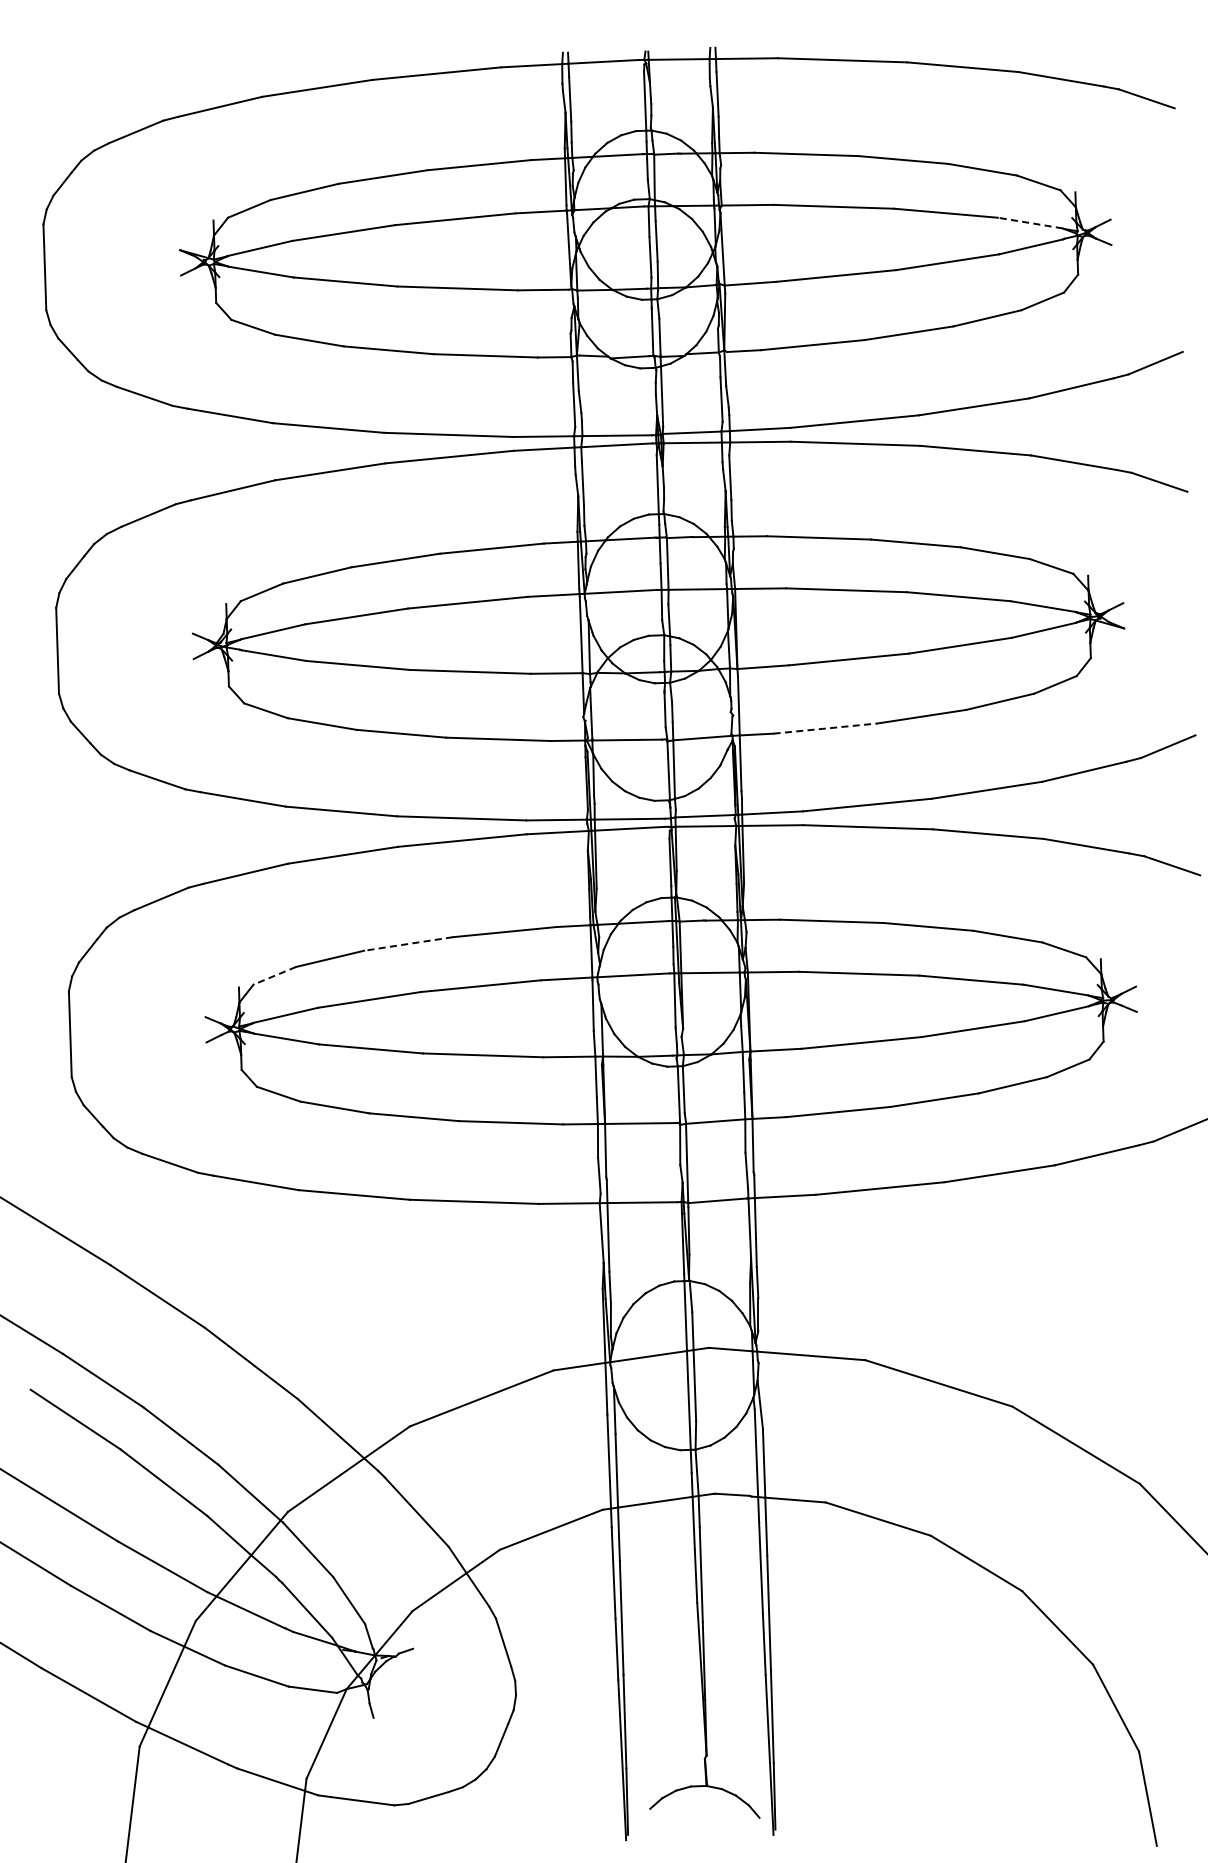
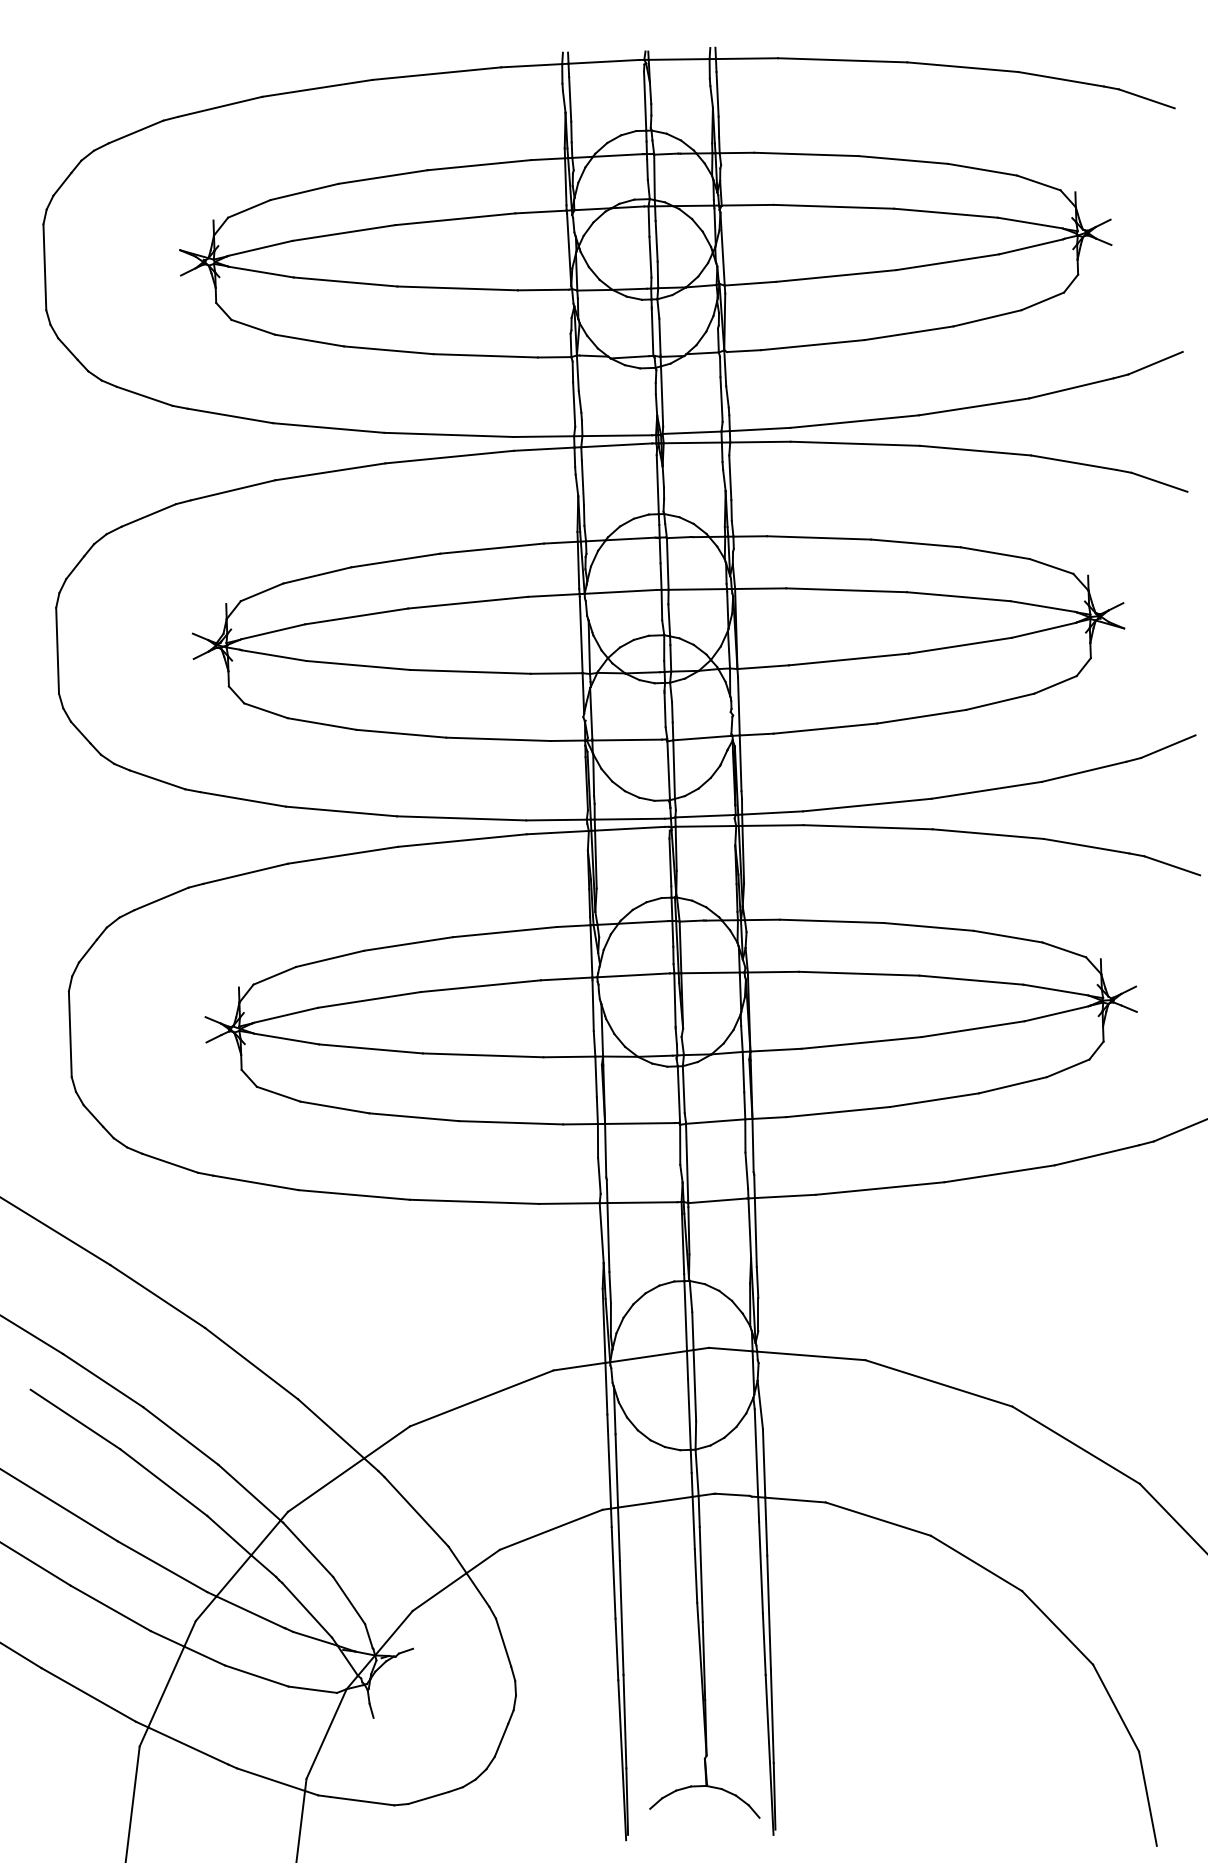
line: dashed -> solid (1030, 223)
line: dashed -> solid (825, 728)
line: dashed -> solid (408, 943)
line: dashed -> solid (274, 976)
